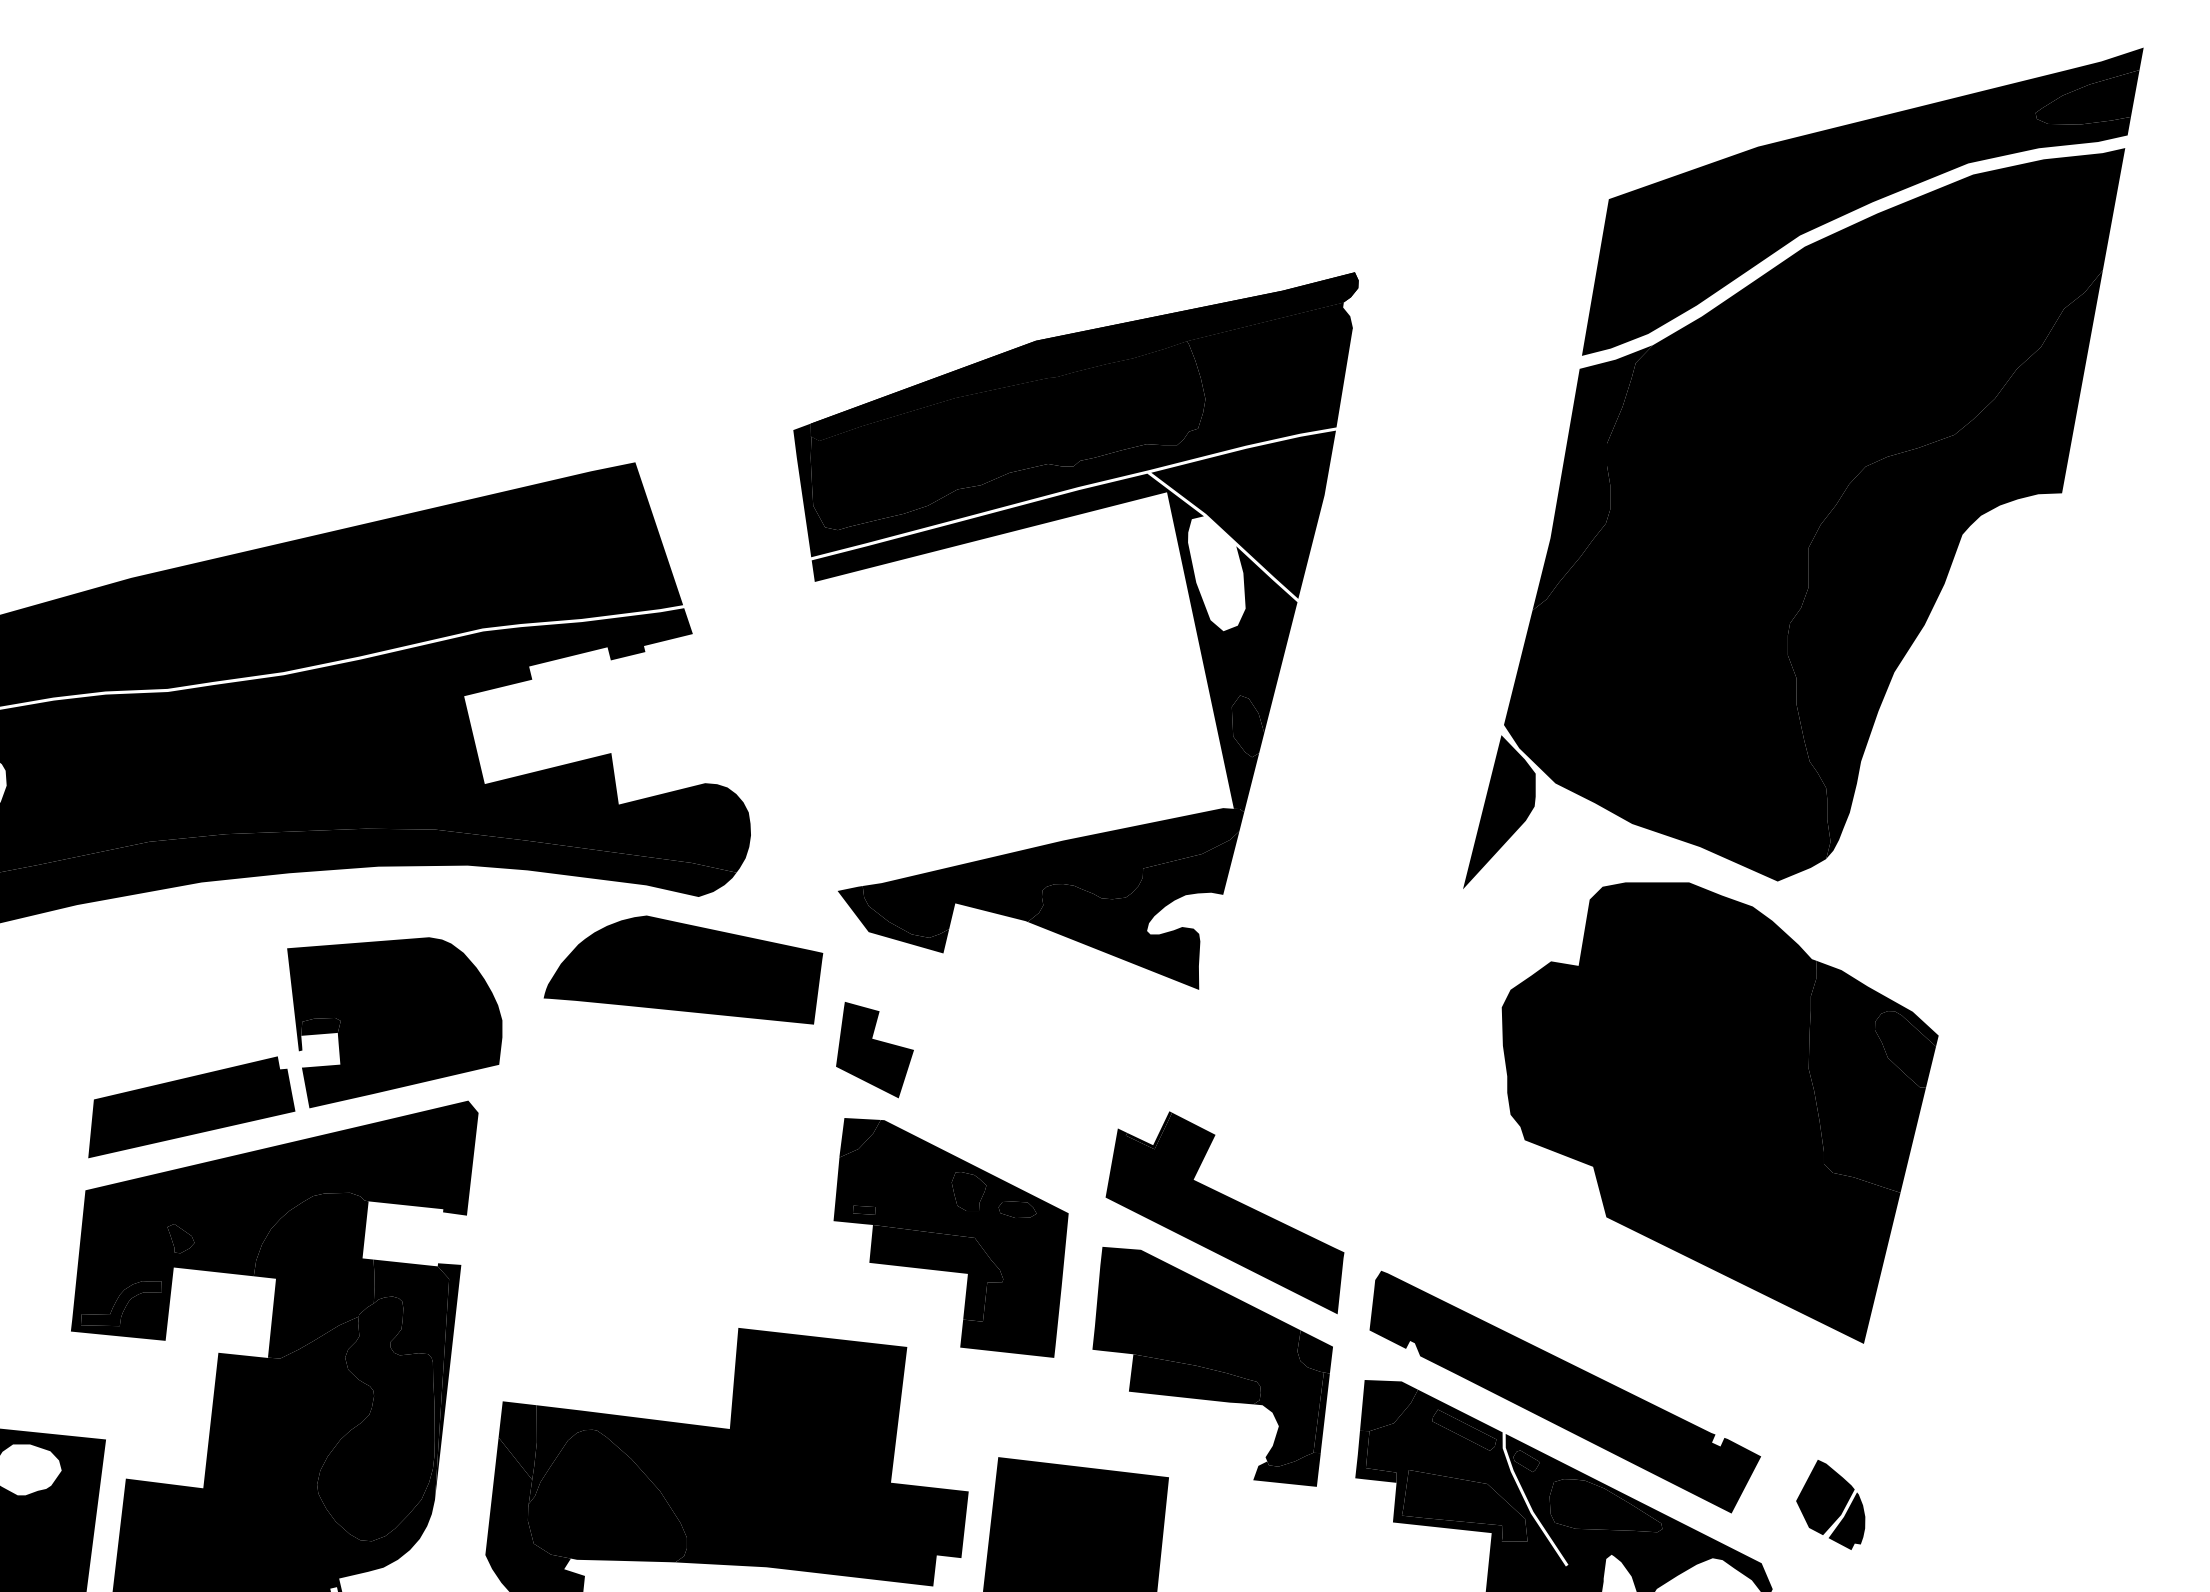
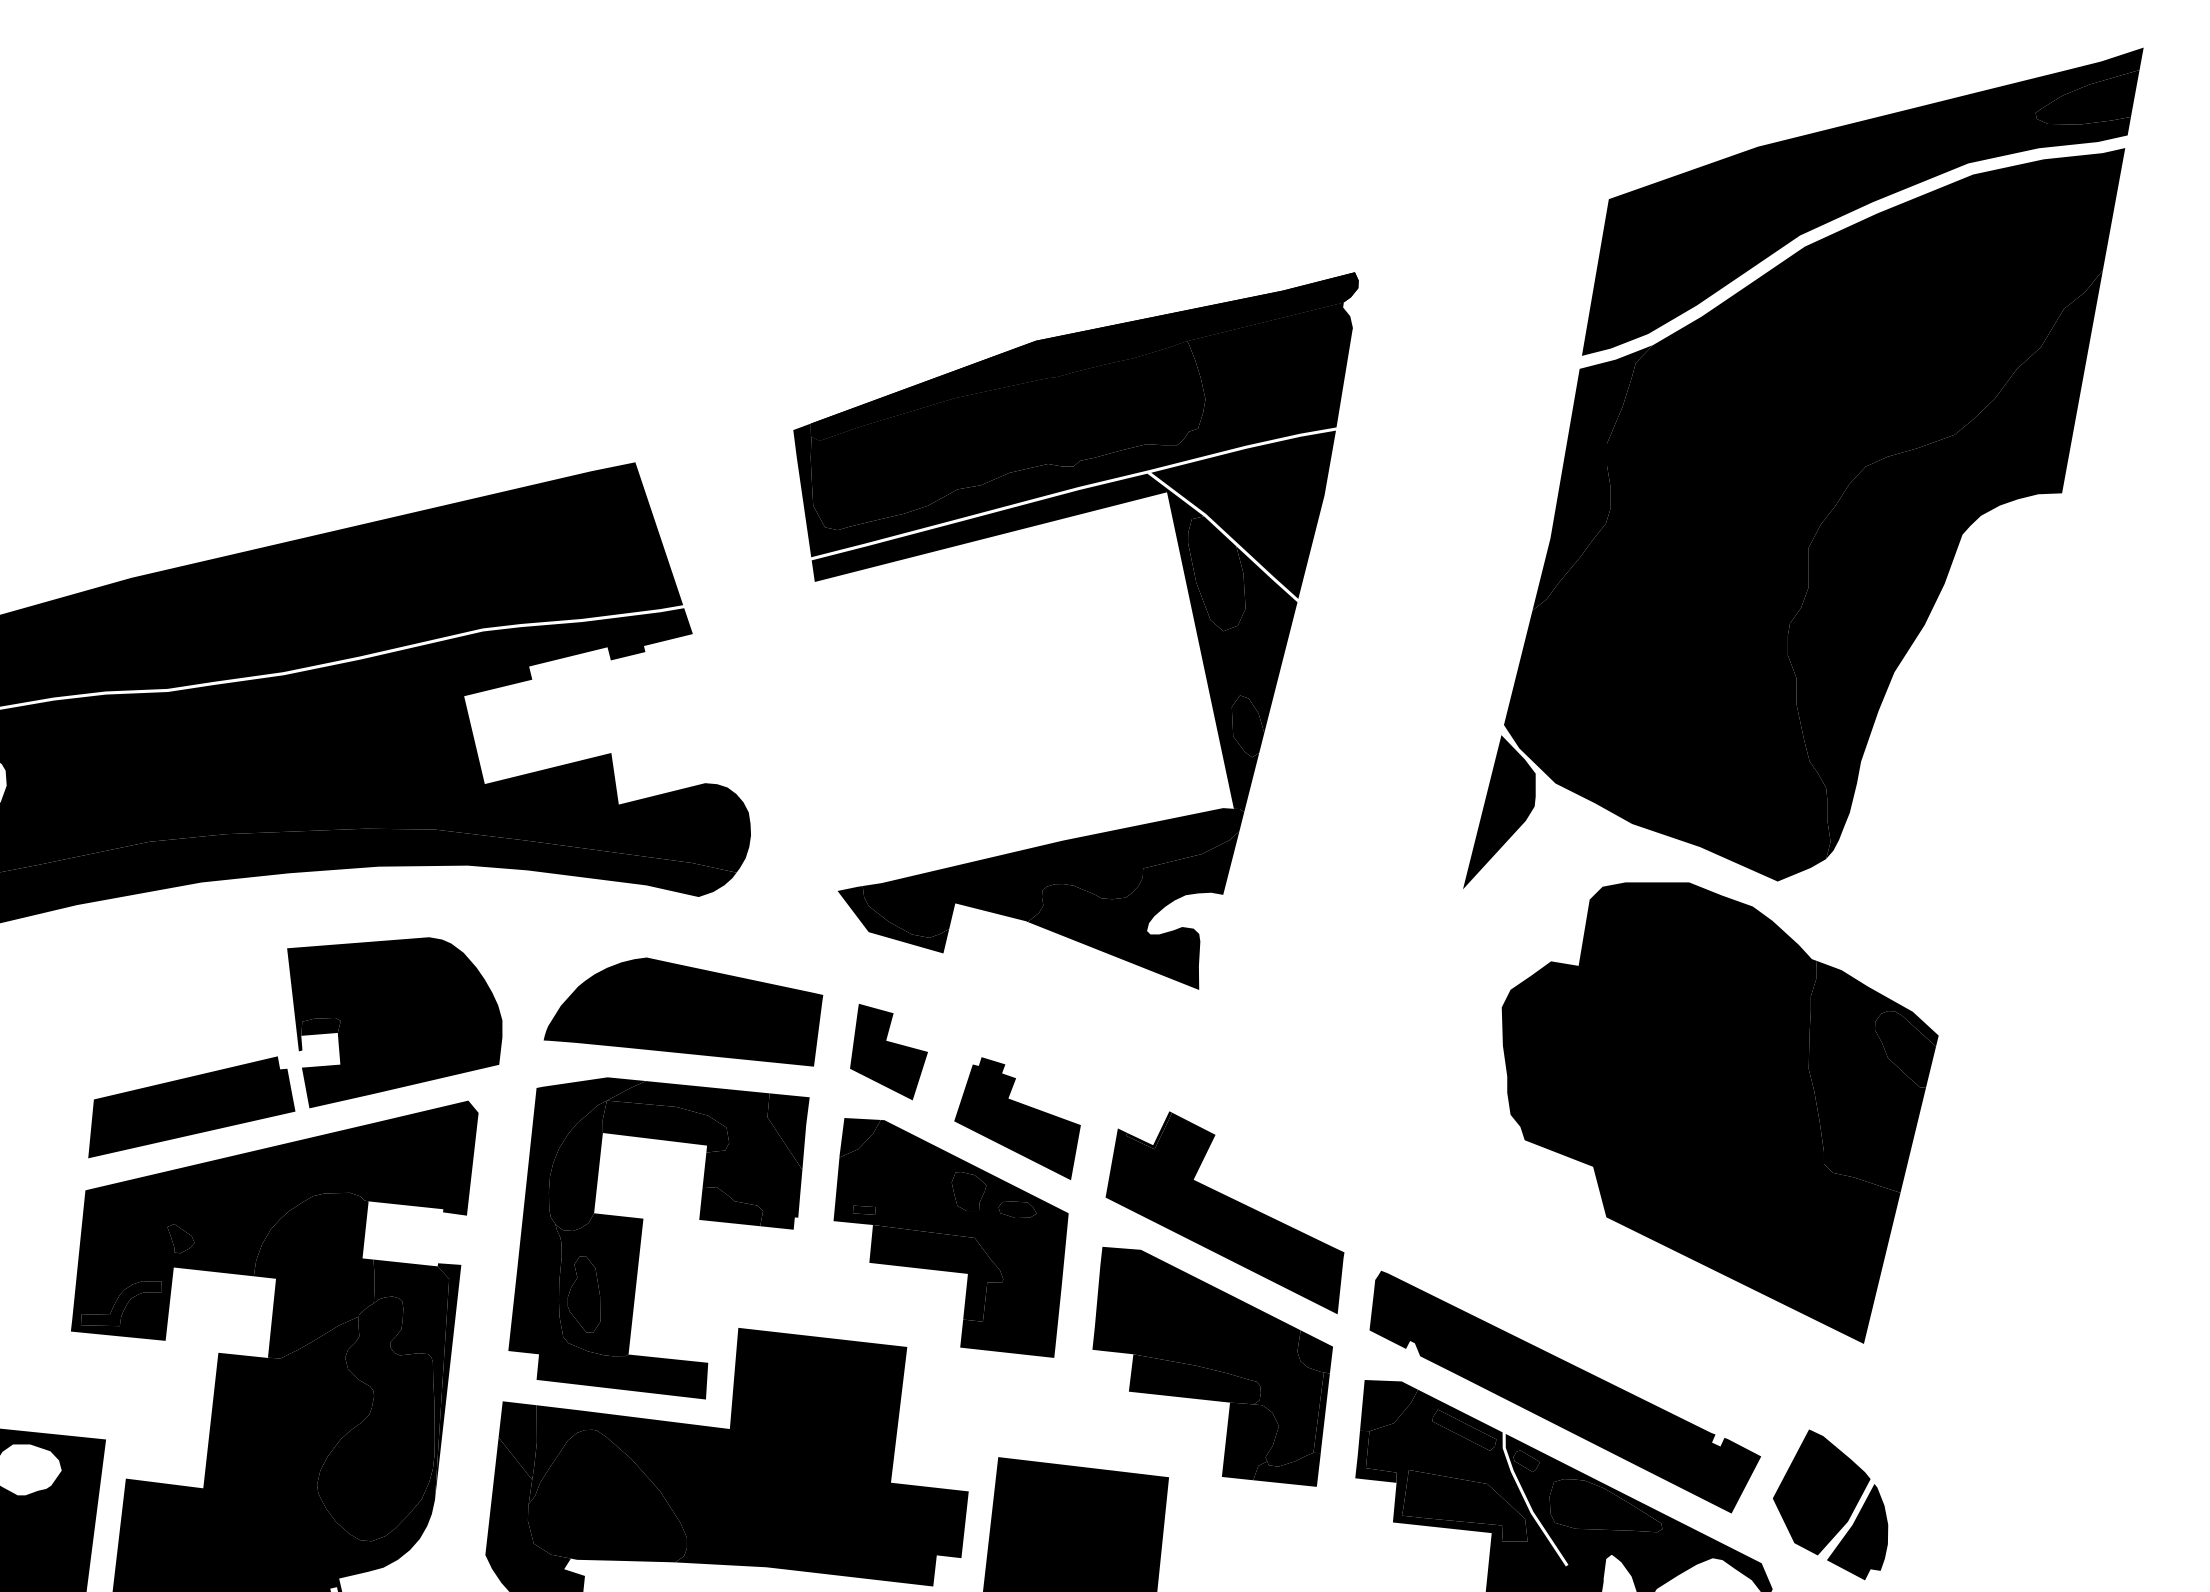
fill: none -> present (1216, 573)
part position: (683, 969) -> (683, 1011) (683, 1011)
part position: (874, 1050) -> (888, 1052) (888, 1052)
fill: none -> present (1017, 1118)
part: none -> present (641, 1238)
fill: none -> present (1249, 1441)
part size: 70x90 px -> 116x152 px (1830, 1504)
